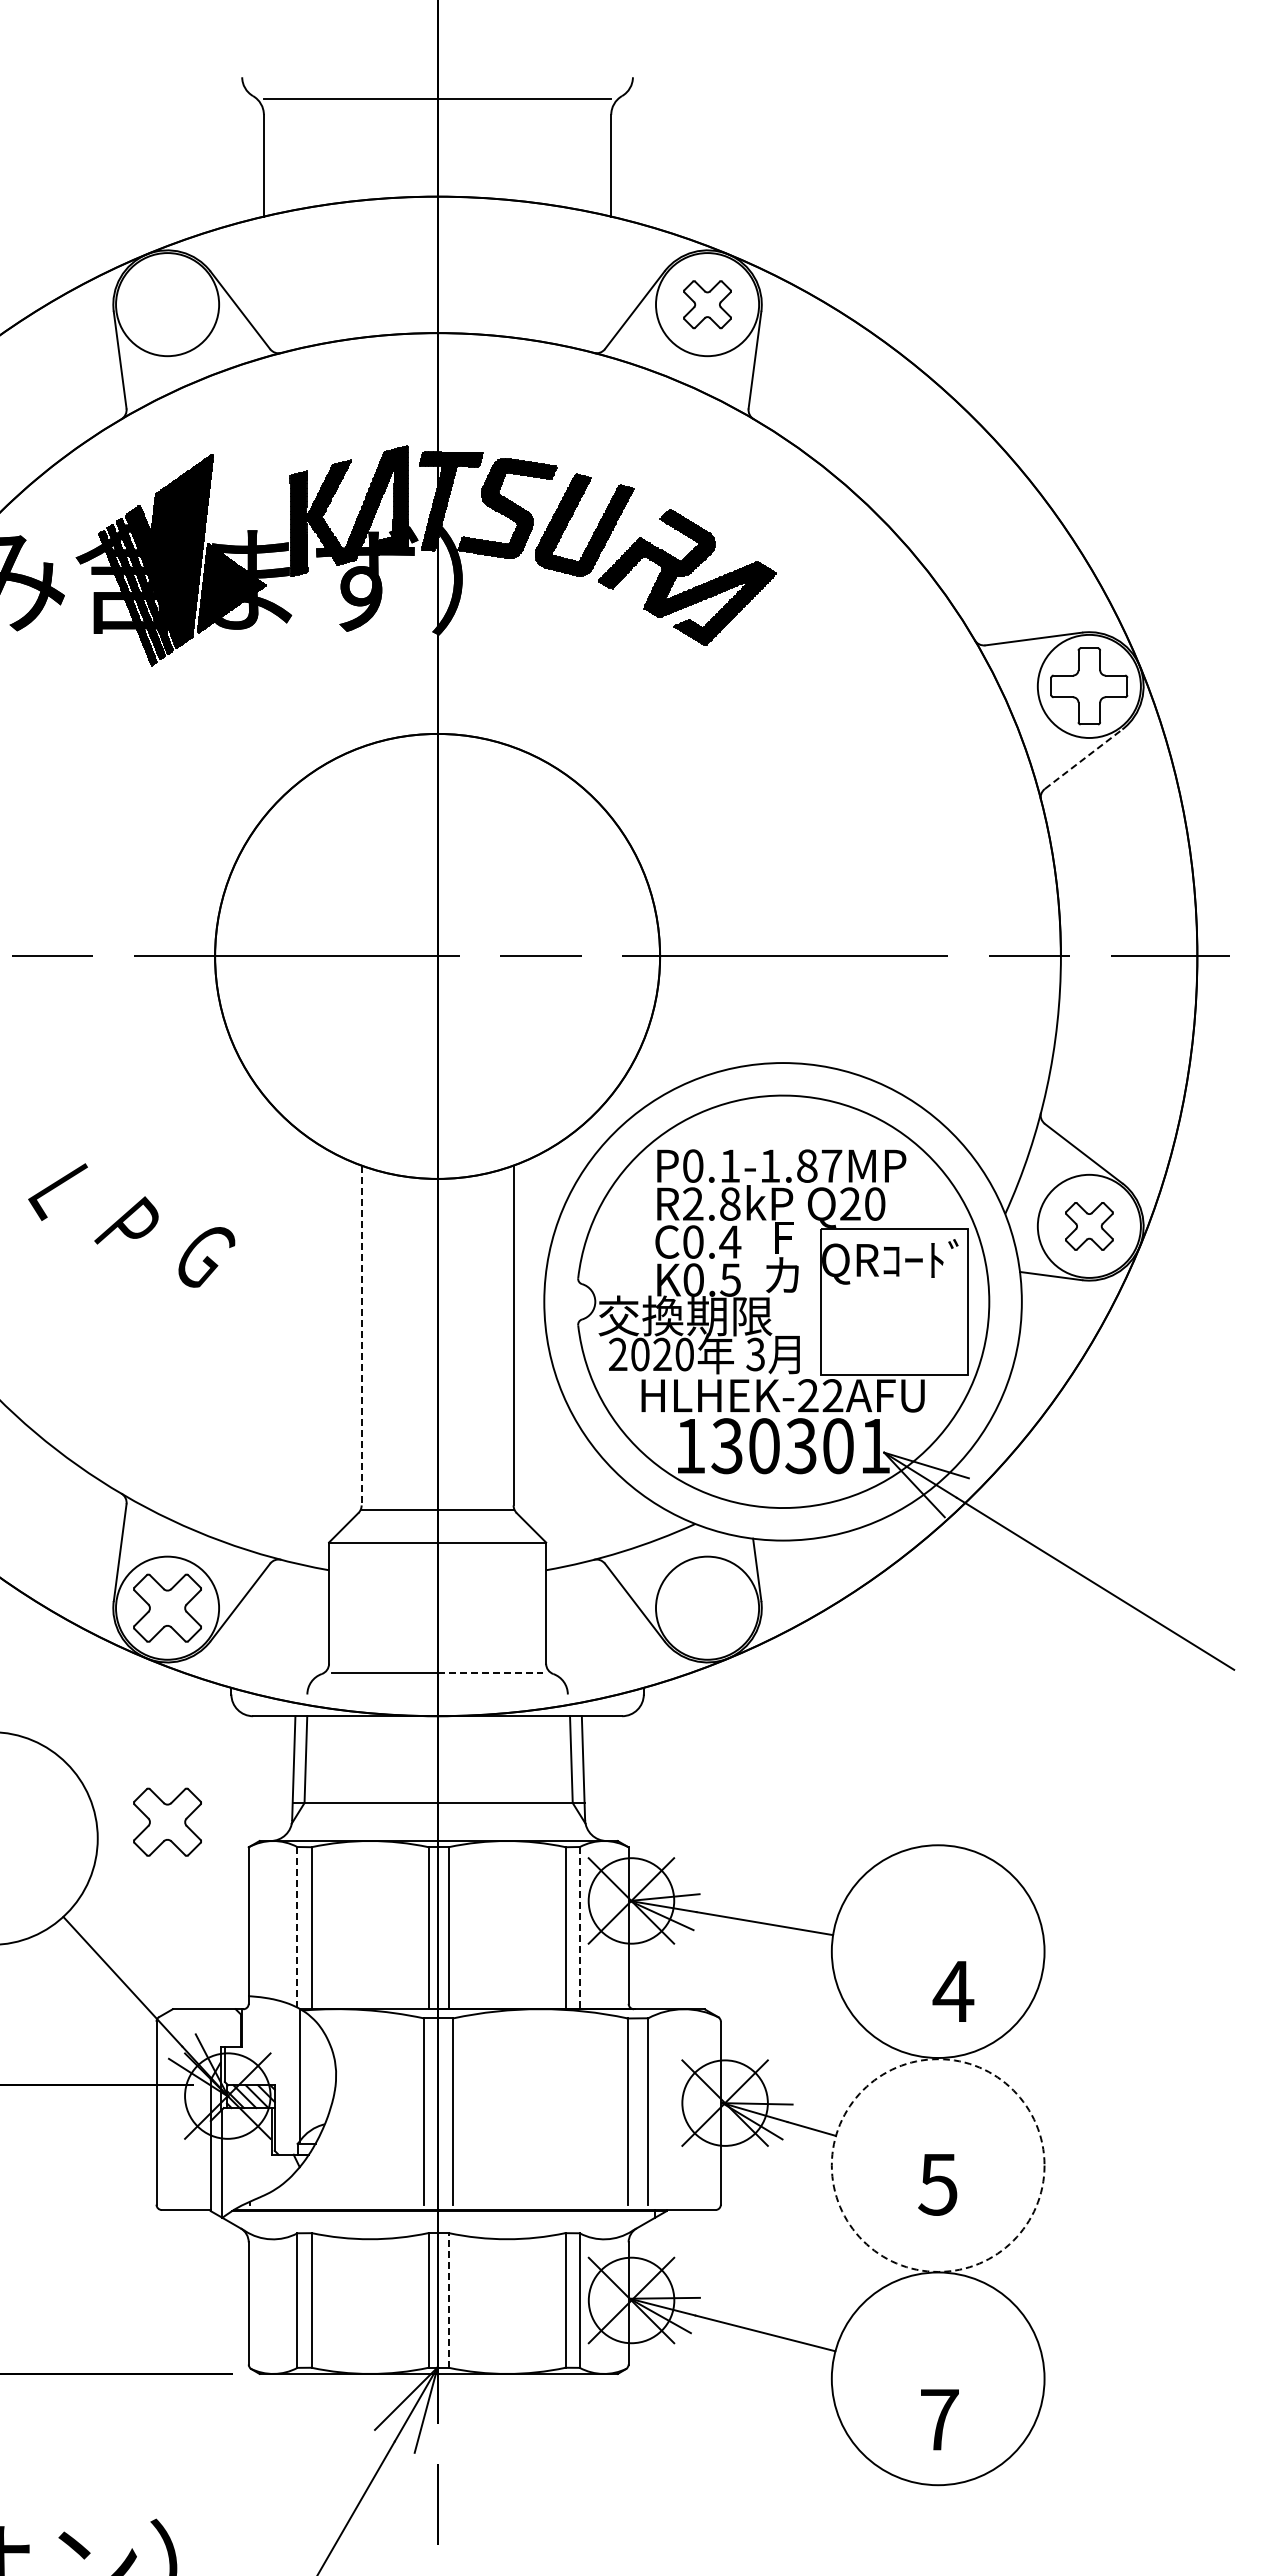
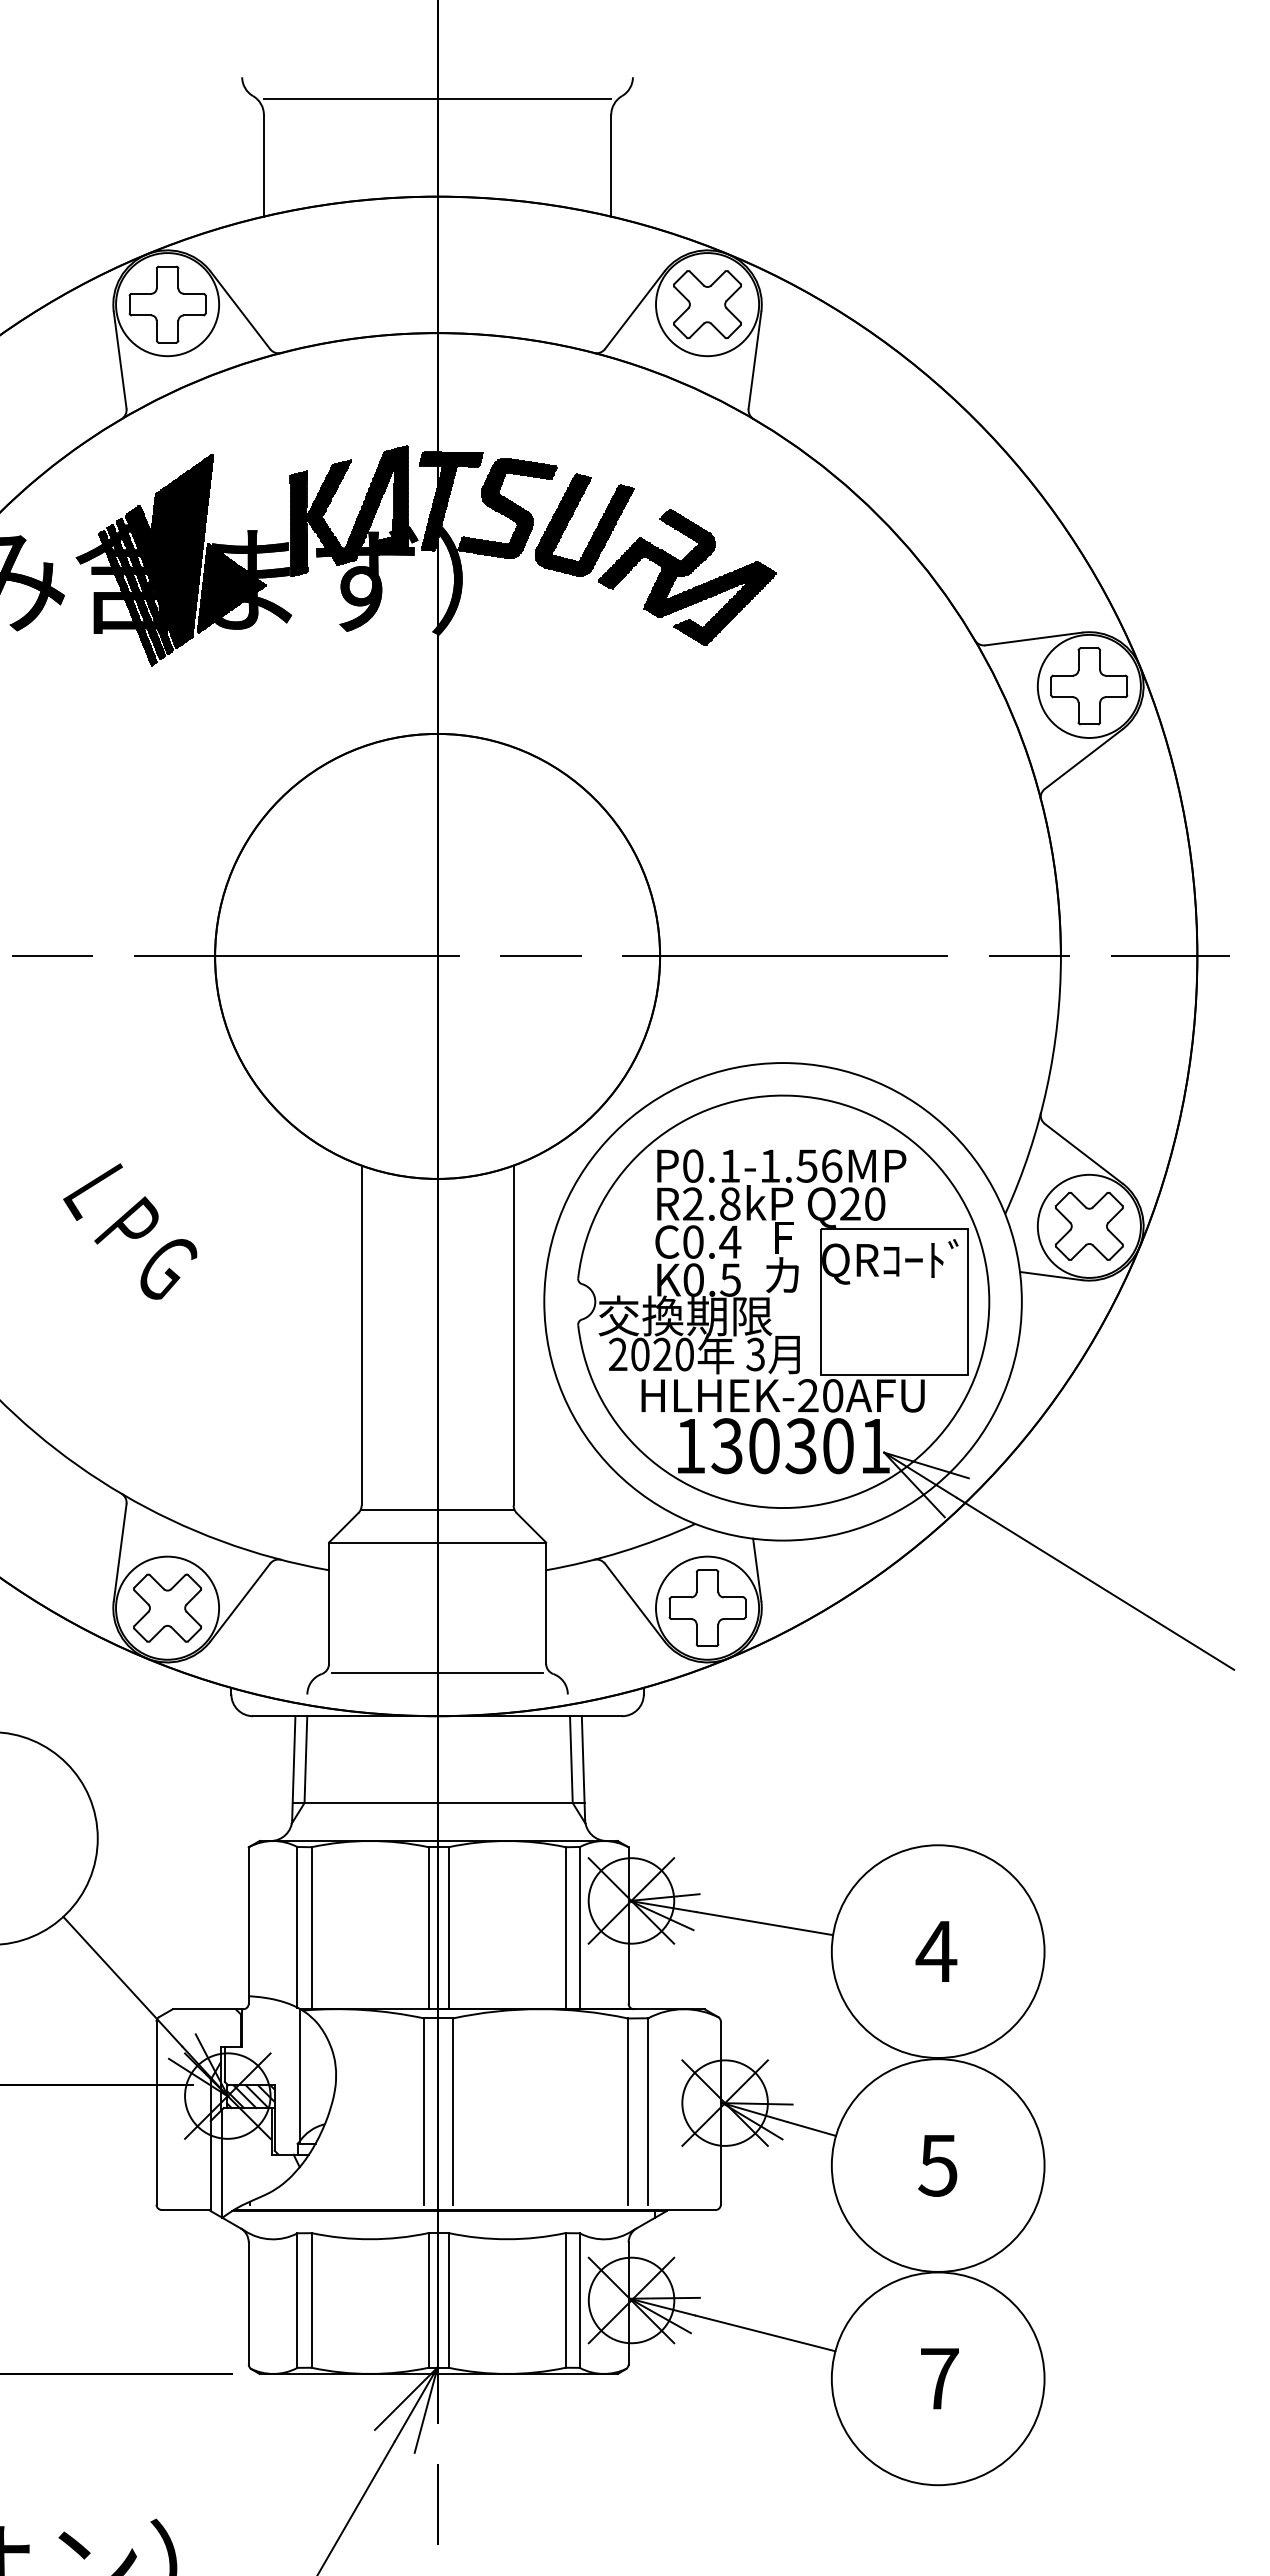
part: none -> present (167, 304)
part size: 49x50 px -> 69x70 px (707, 304)
line: dashed -> solid (1083, 759)
text: P0.1-1.87MP -> P0.1-1.56MP (819, 1165)
text position: (57, 1191) -> (92, 1191) (92, 1191)
part size: 49x49 px -> 69x69 px (1089, 1226)
text position: (206, 1257) -> (168, 1269) (168, 1269)
line: dashed -> solid (361, 1335)
text: HLHEK-22AFU -> HLHEK-20AFU (832, 1395)
part: none -> present (707, 1607)
line: dashed -> solid (490, 1672)
part: present -> none (167, 1821)
line: dashed -> solid (297, 1927)
line: dashed -> solid (579, 1928)
text position: (953, 1991) -> (936, 1951) (936, 1951)
circle: dashed -> solid (937, 2165)
text position: (937, 2184) -> (937, 2165) (937, 2165)
line: dashed -> solid (448, 2299)
text position: (939, 2419) -> (939, 2378) (939, 2378)
